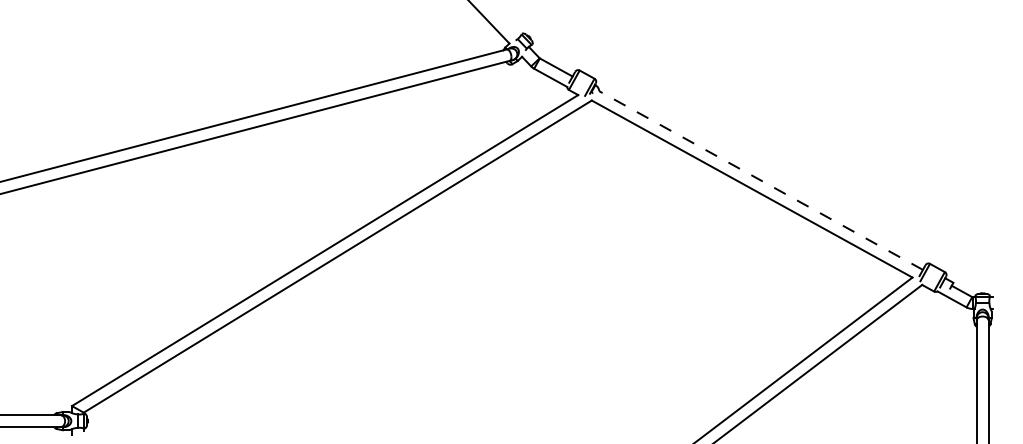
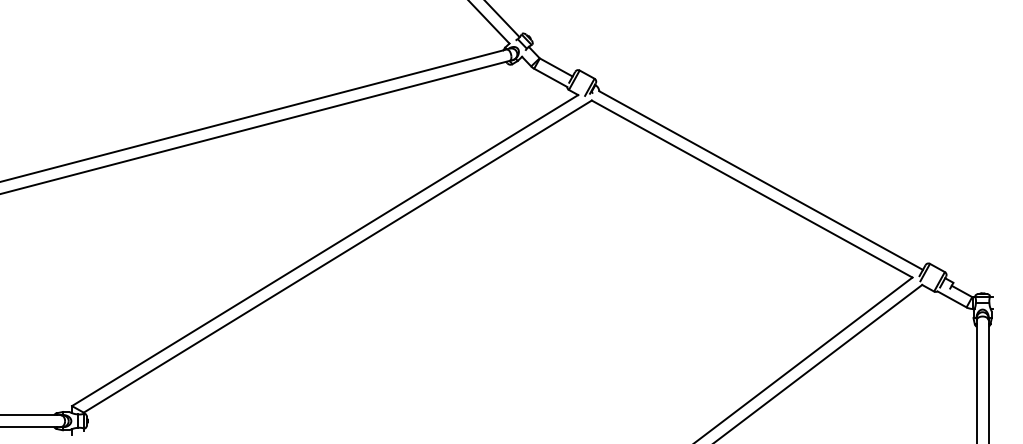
line: none -> present (502, 19)
line: dashed -> solid (761, 180)
